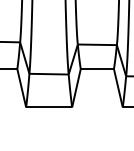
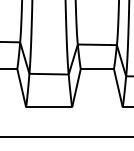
line: none -> present (66, 137)
